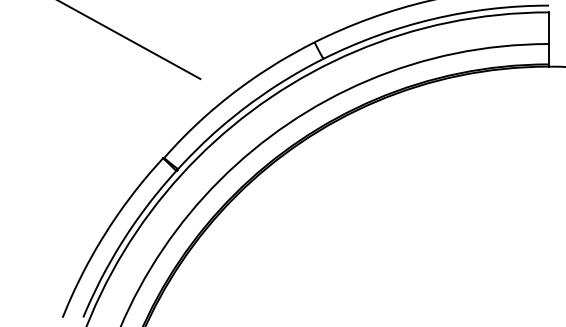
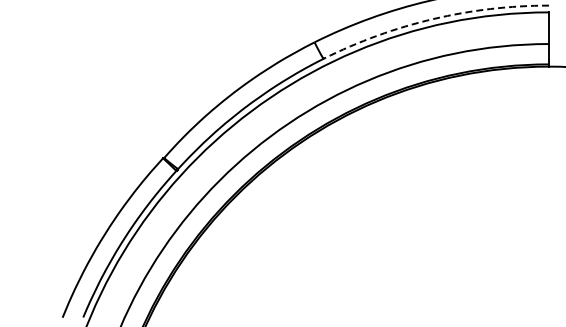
arc: solid -> dashed (433, 19)
line: present -> none (130, 40)
